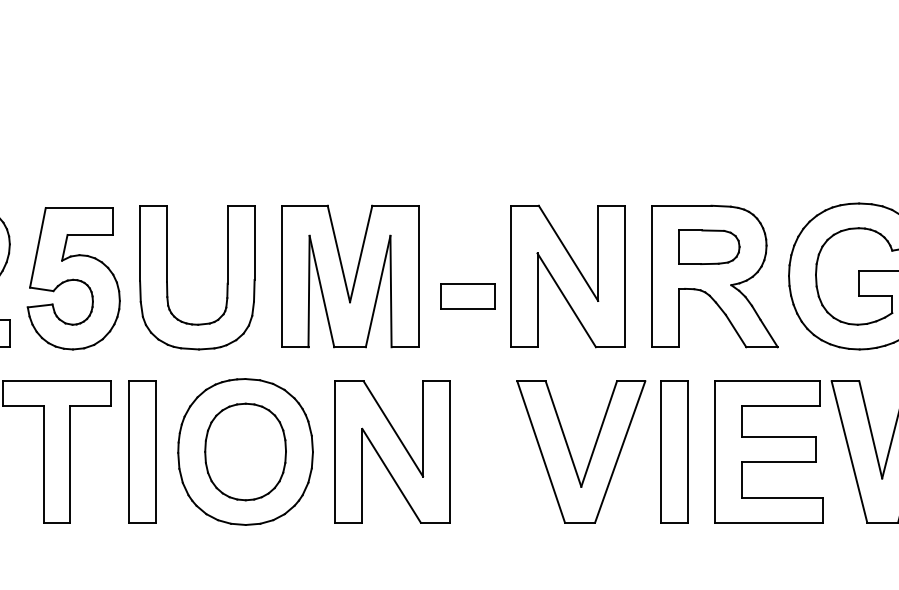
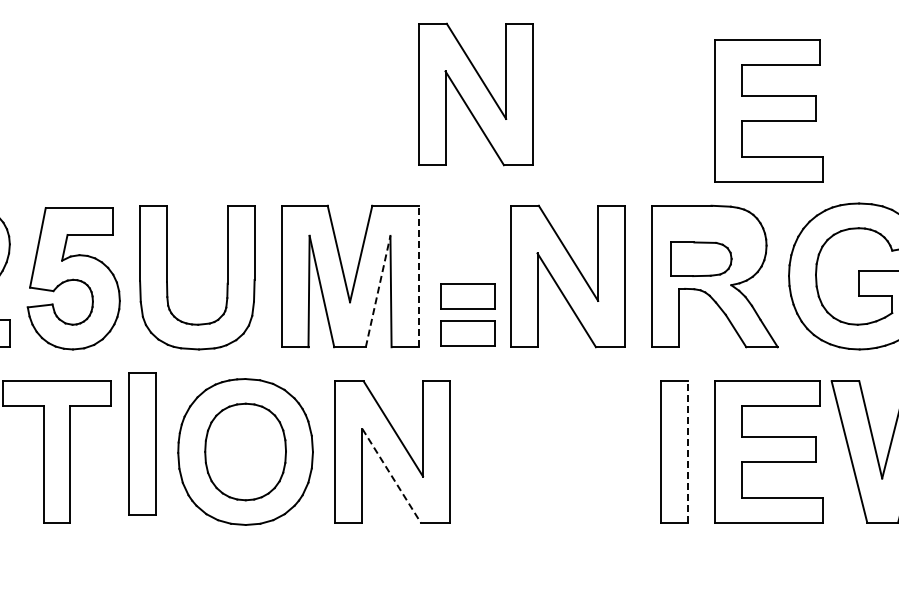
part: none -> present (475, 94)
part: none -> present (768, 110)
part position: (709, 246) -> (701, 258) (701, 258)
line: solid -> dashed (418, 276)
line: solid -> dashed (378, 291)
part: none -> present (467, 333)
part position: (142, 451) -> (142, 443) (142, 443)
line: solid -> dashed (687, 452)
part: present -> none (591, 453)
line: solid -> dashed (391, 476)
